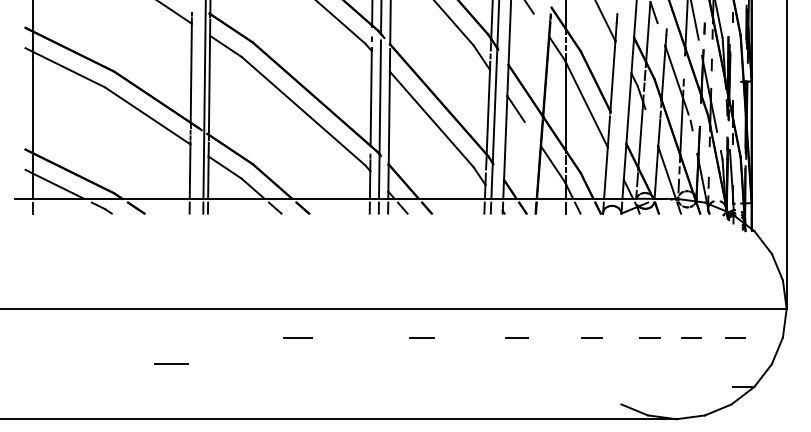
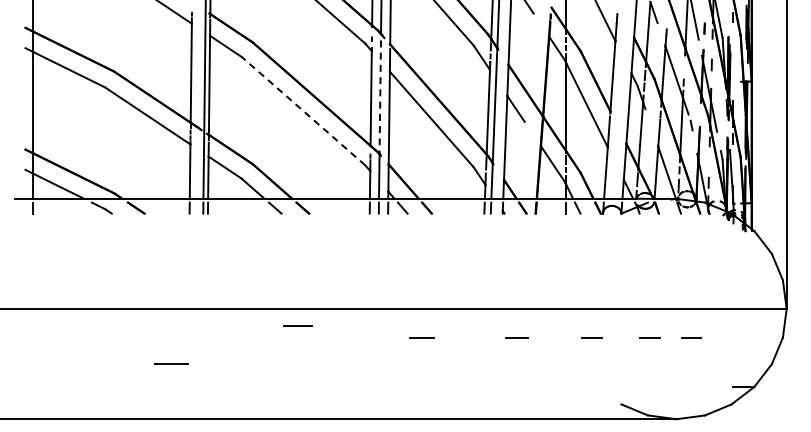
line: solid -> dashed (380, 97)
line: solid -> dashed (303, 110)
line position: (297, 337) -> (297, 325) (297, 325)
line: present -> none (735, 337)
